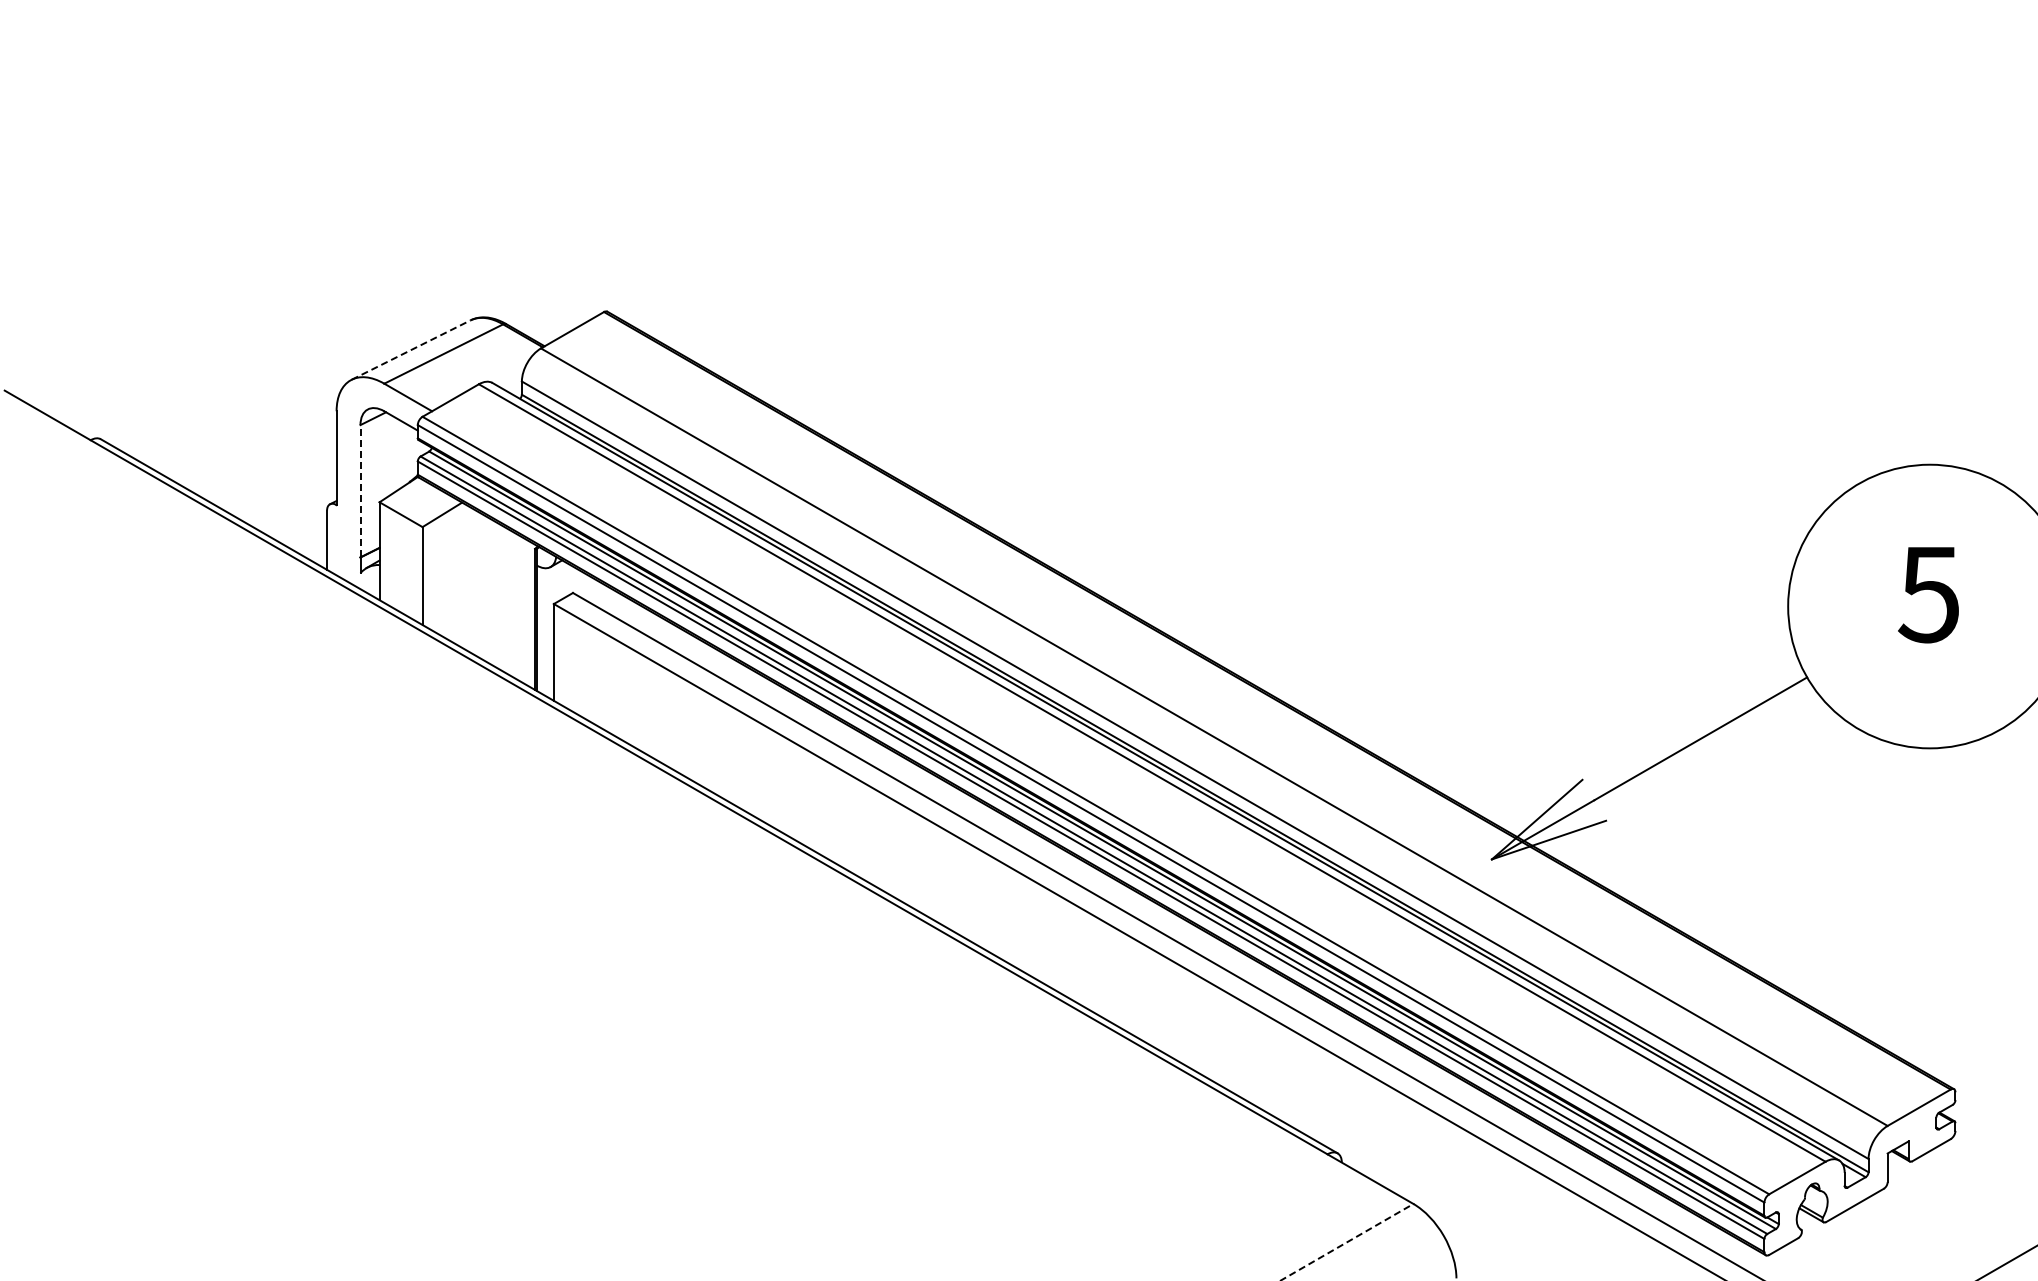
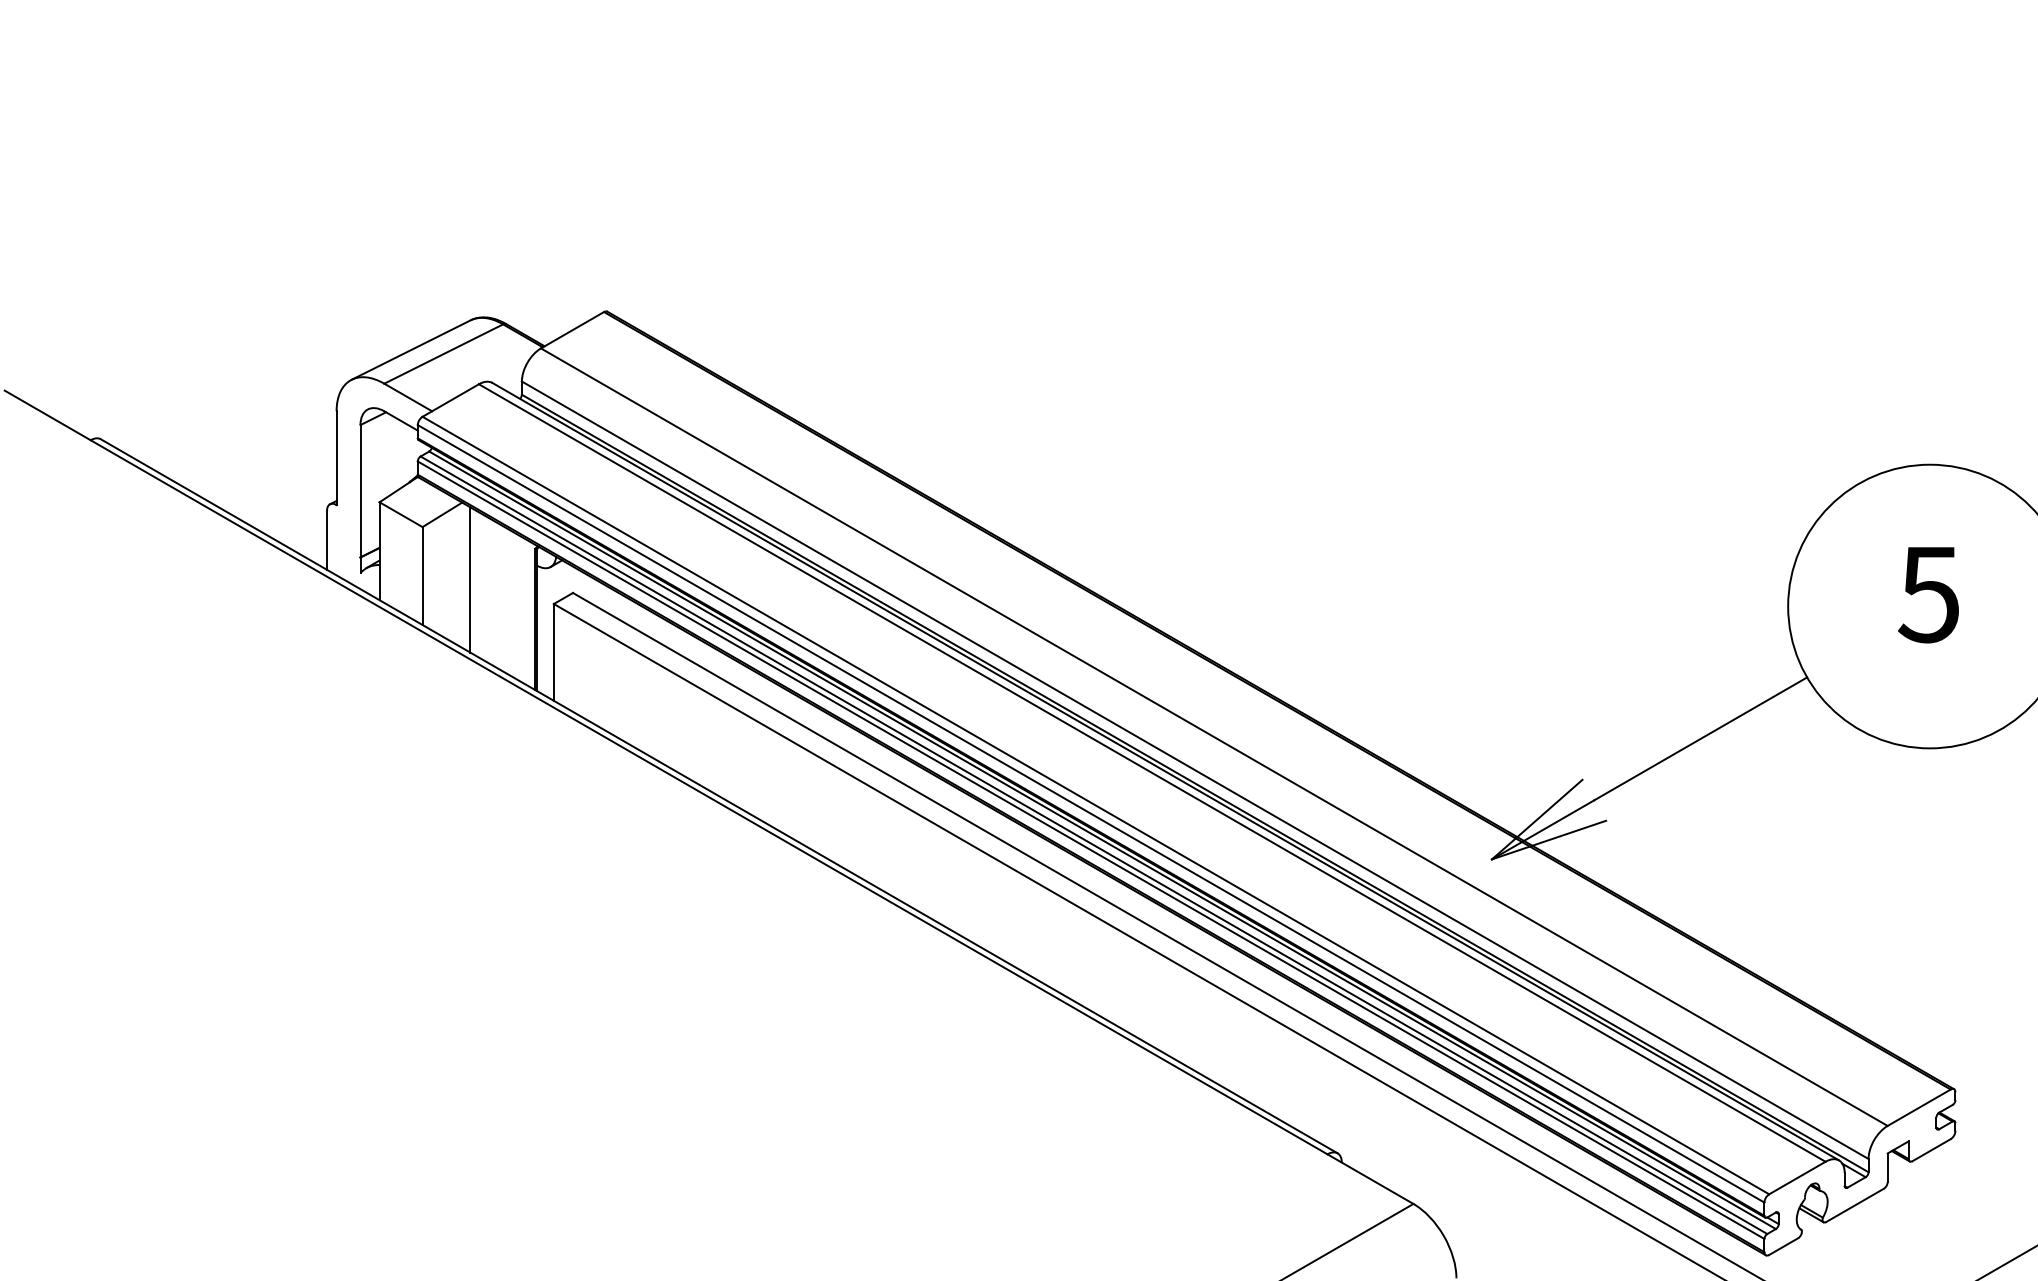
line: dashed -> solid (411, 349)
line: dashed -> solid (360, 490)
line: none -> present (470, 579)
line: dashed -> solid (1346, 1242)
